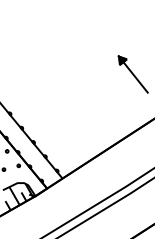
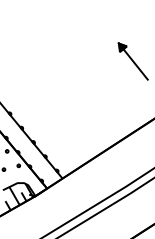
part position: (132, 74) -> (132, 61) (132, 61)
